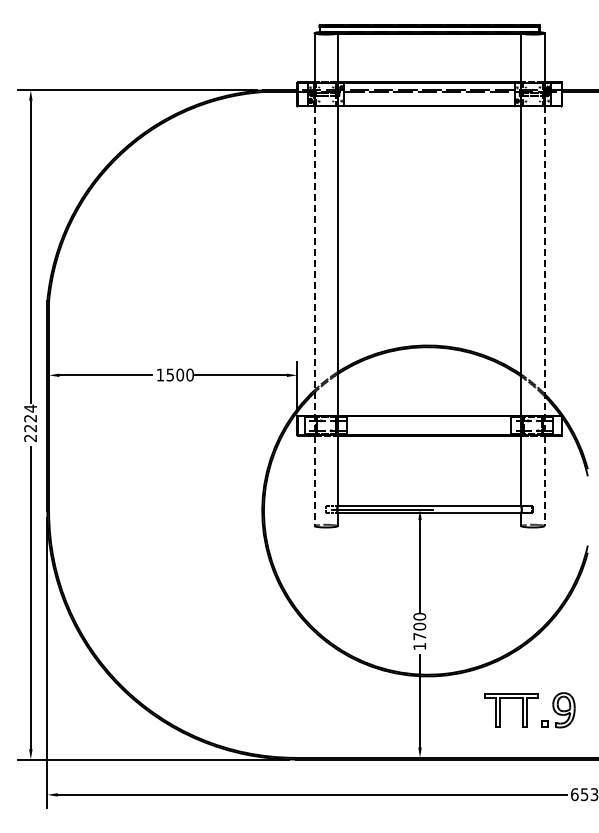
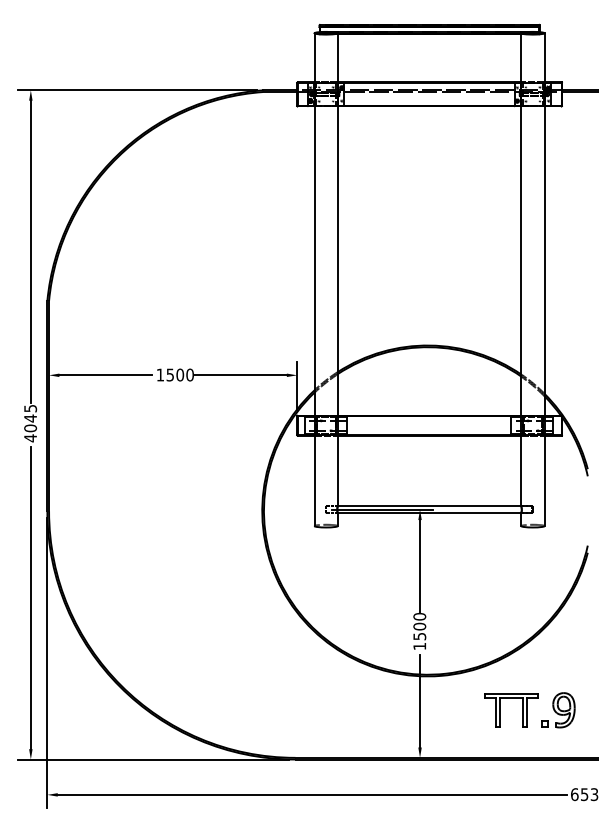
line: dashed -> solid (314, 316)
line: dashed -> solid (544, 316)
text: 2224 -> 4045 (30, 423)
text: 1700 -> 1500 (419, 636)
